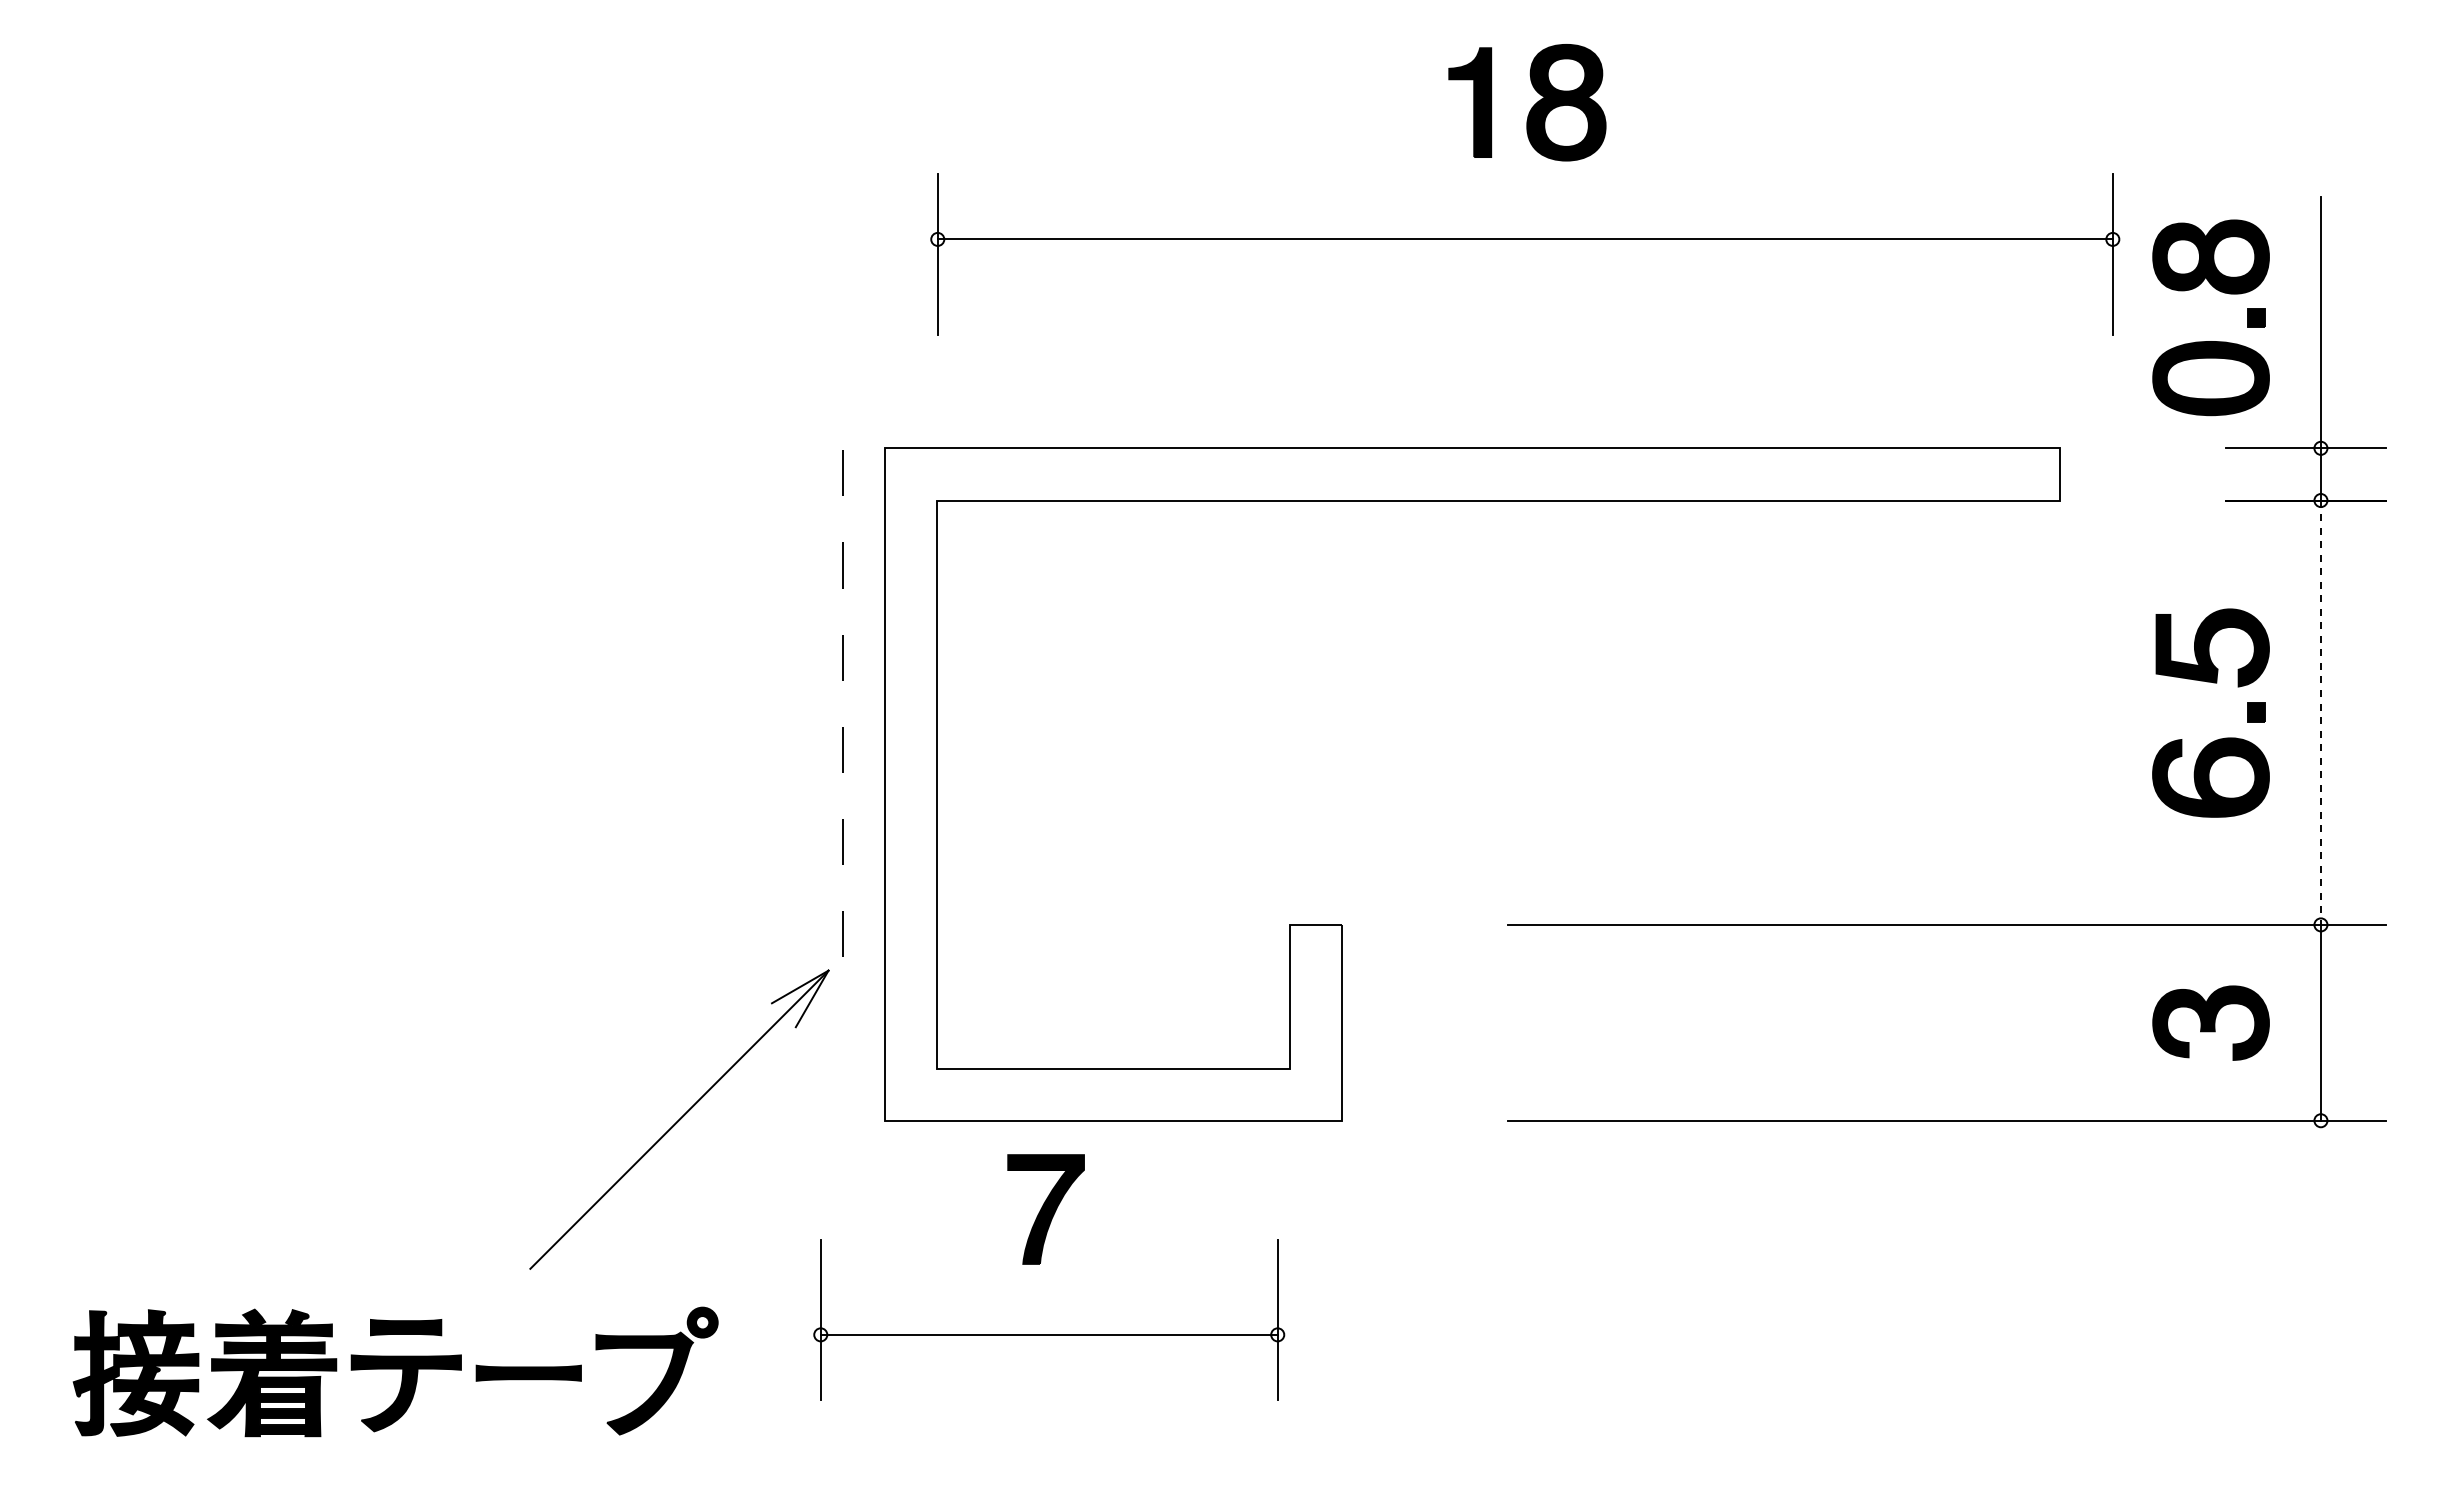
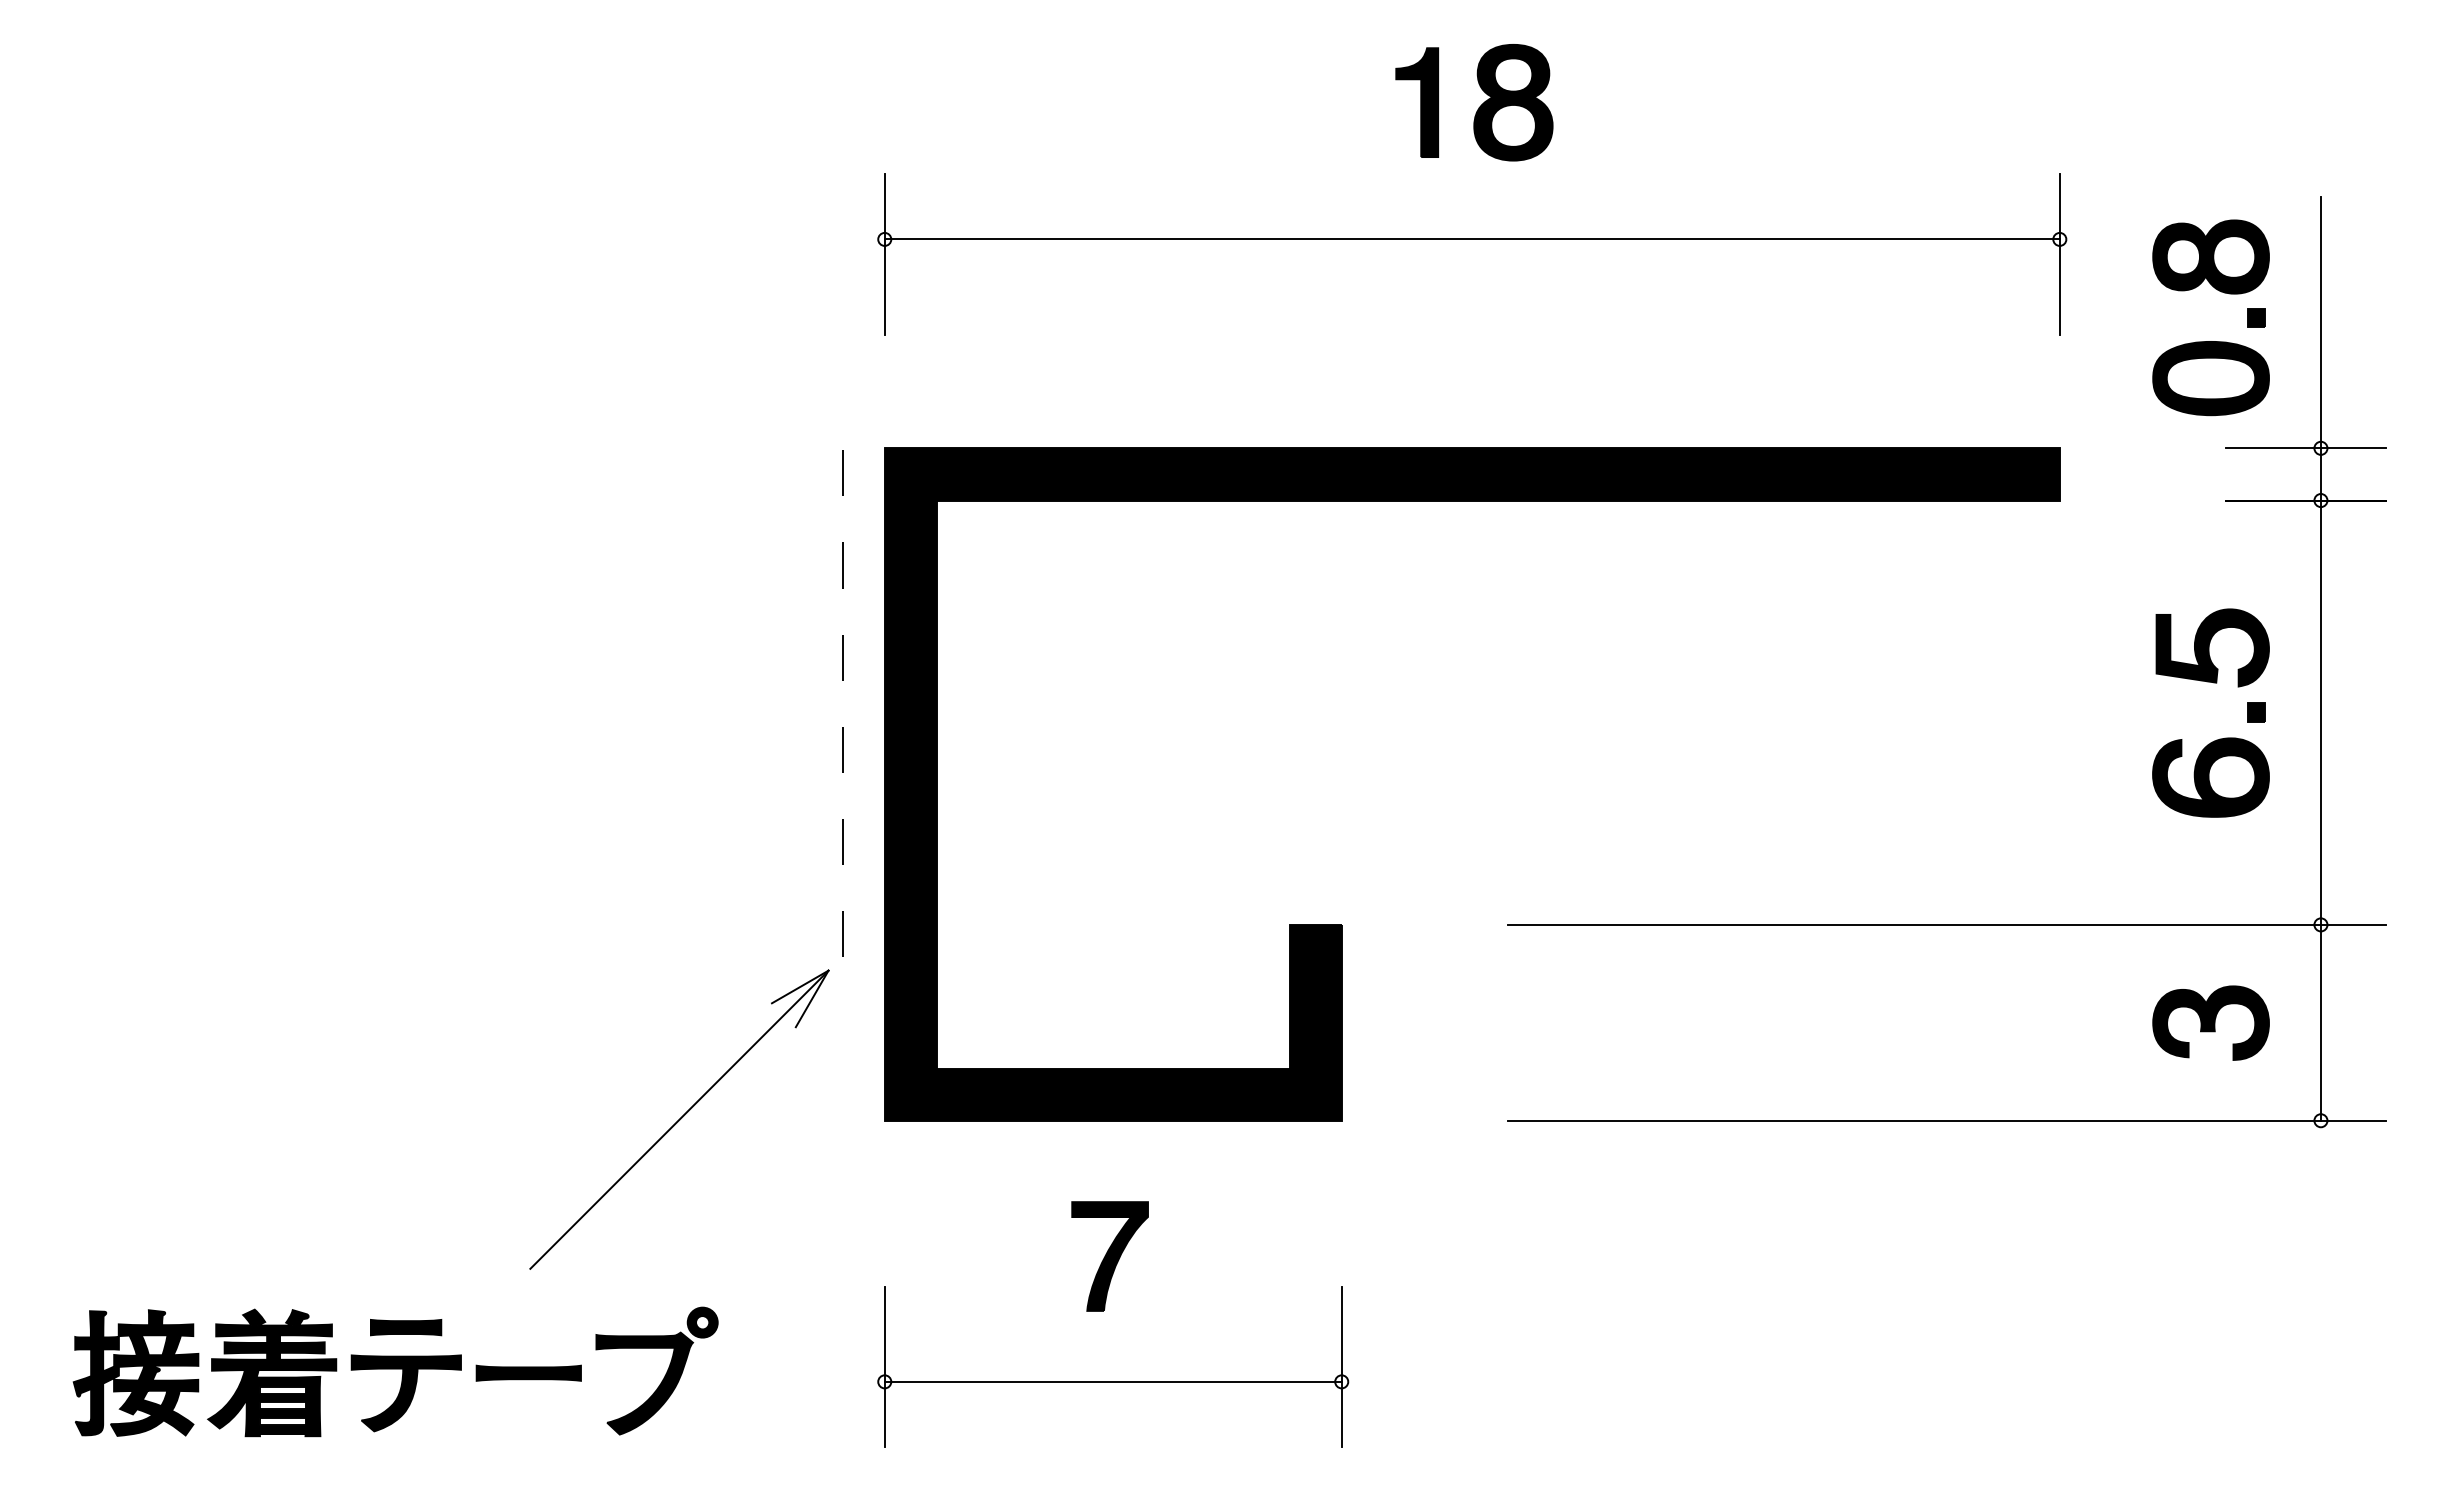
part position: (1541, 155) -> (1488, 155) (1488, 155)
line: dashed -> solid (2320, 713)
fill: none -> present (1471, 784)
part position: (1039, 1264) -> (1103, 1311) (1103, 1311)
